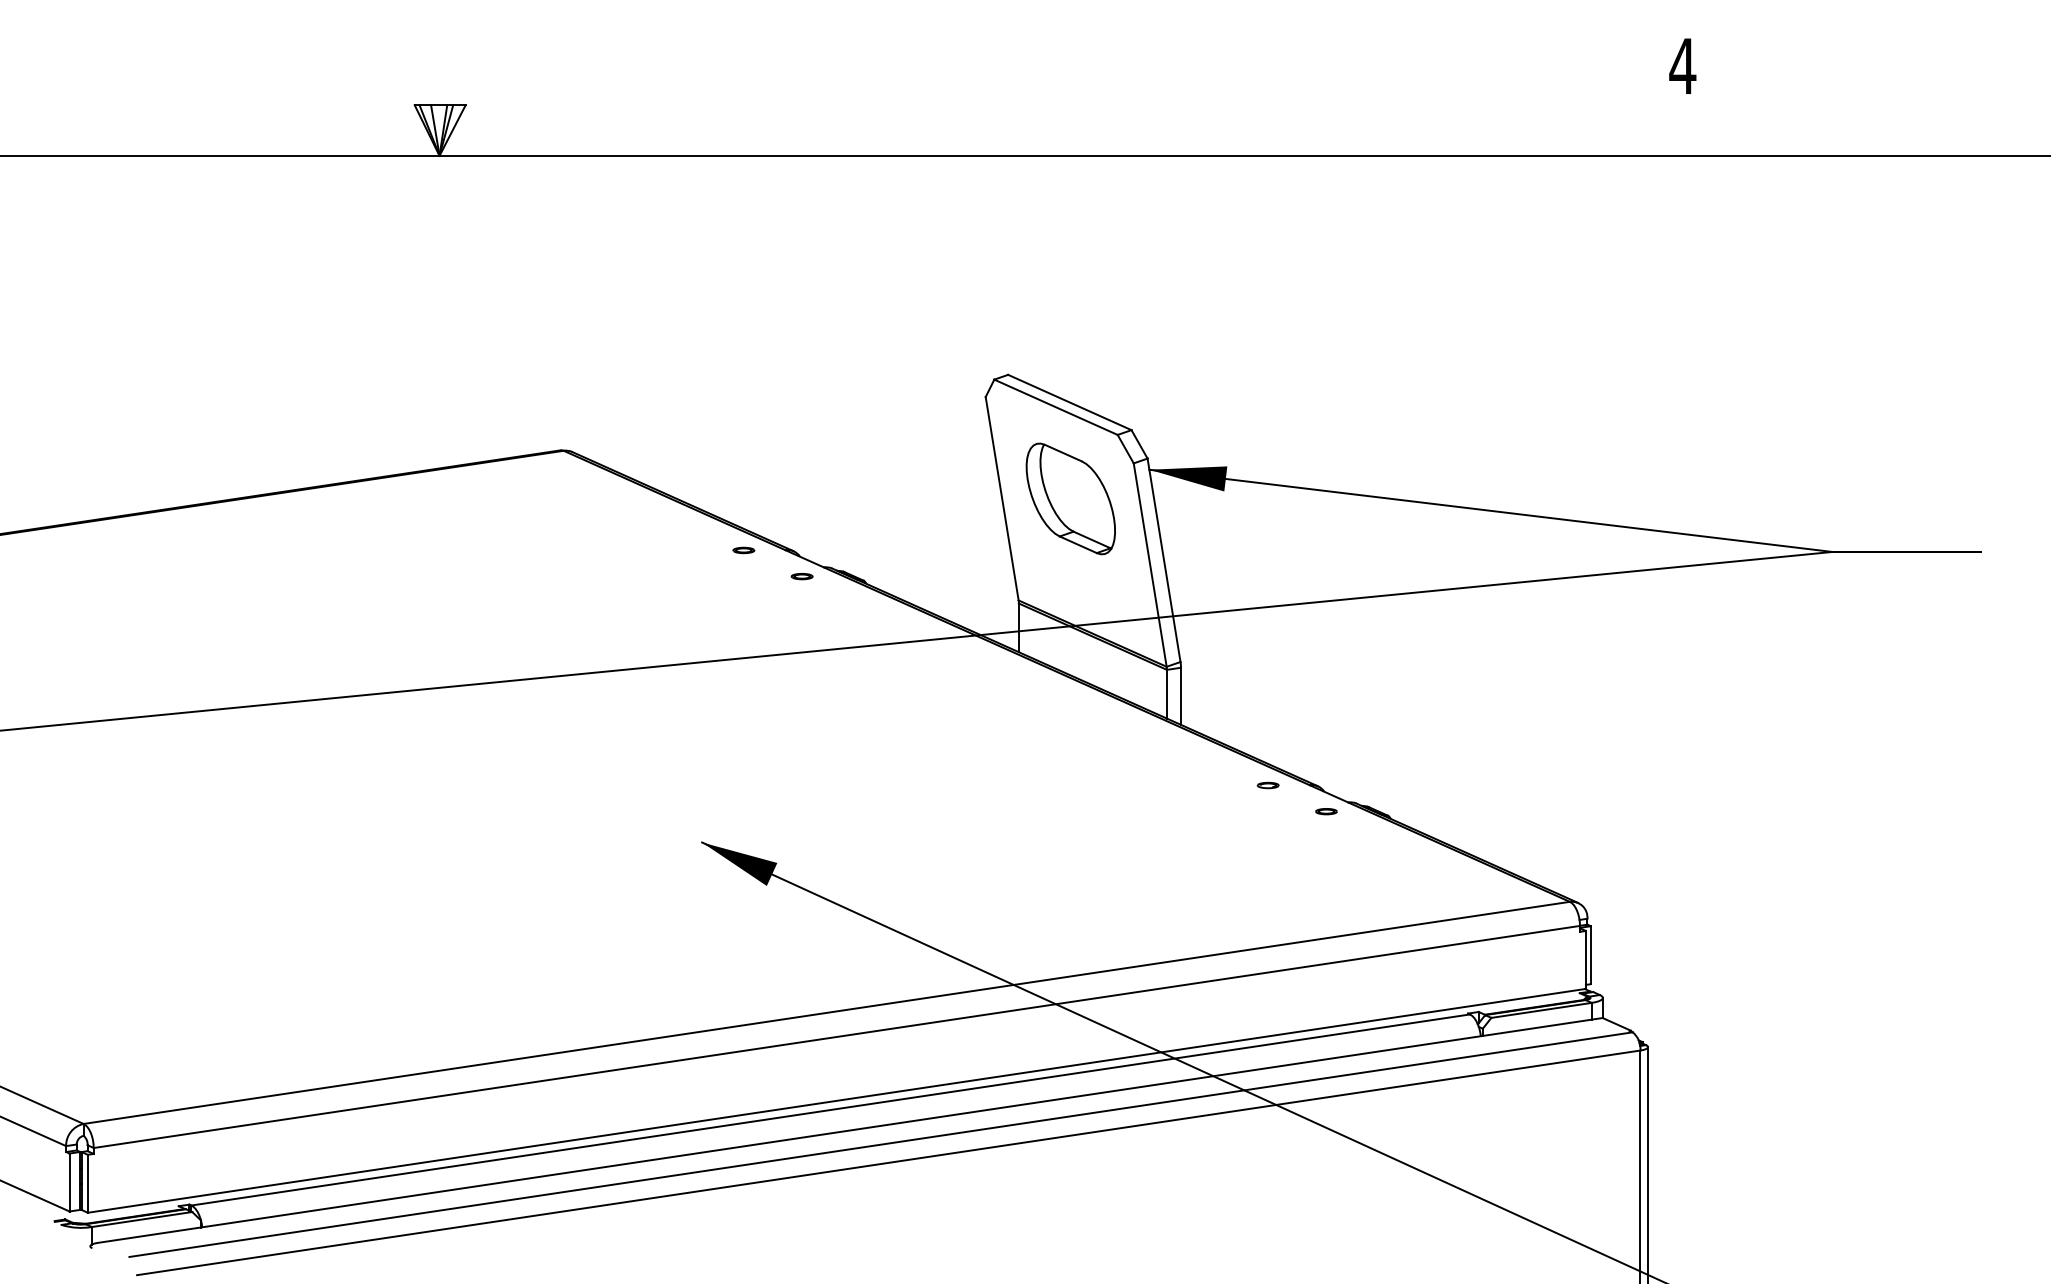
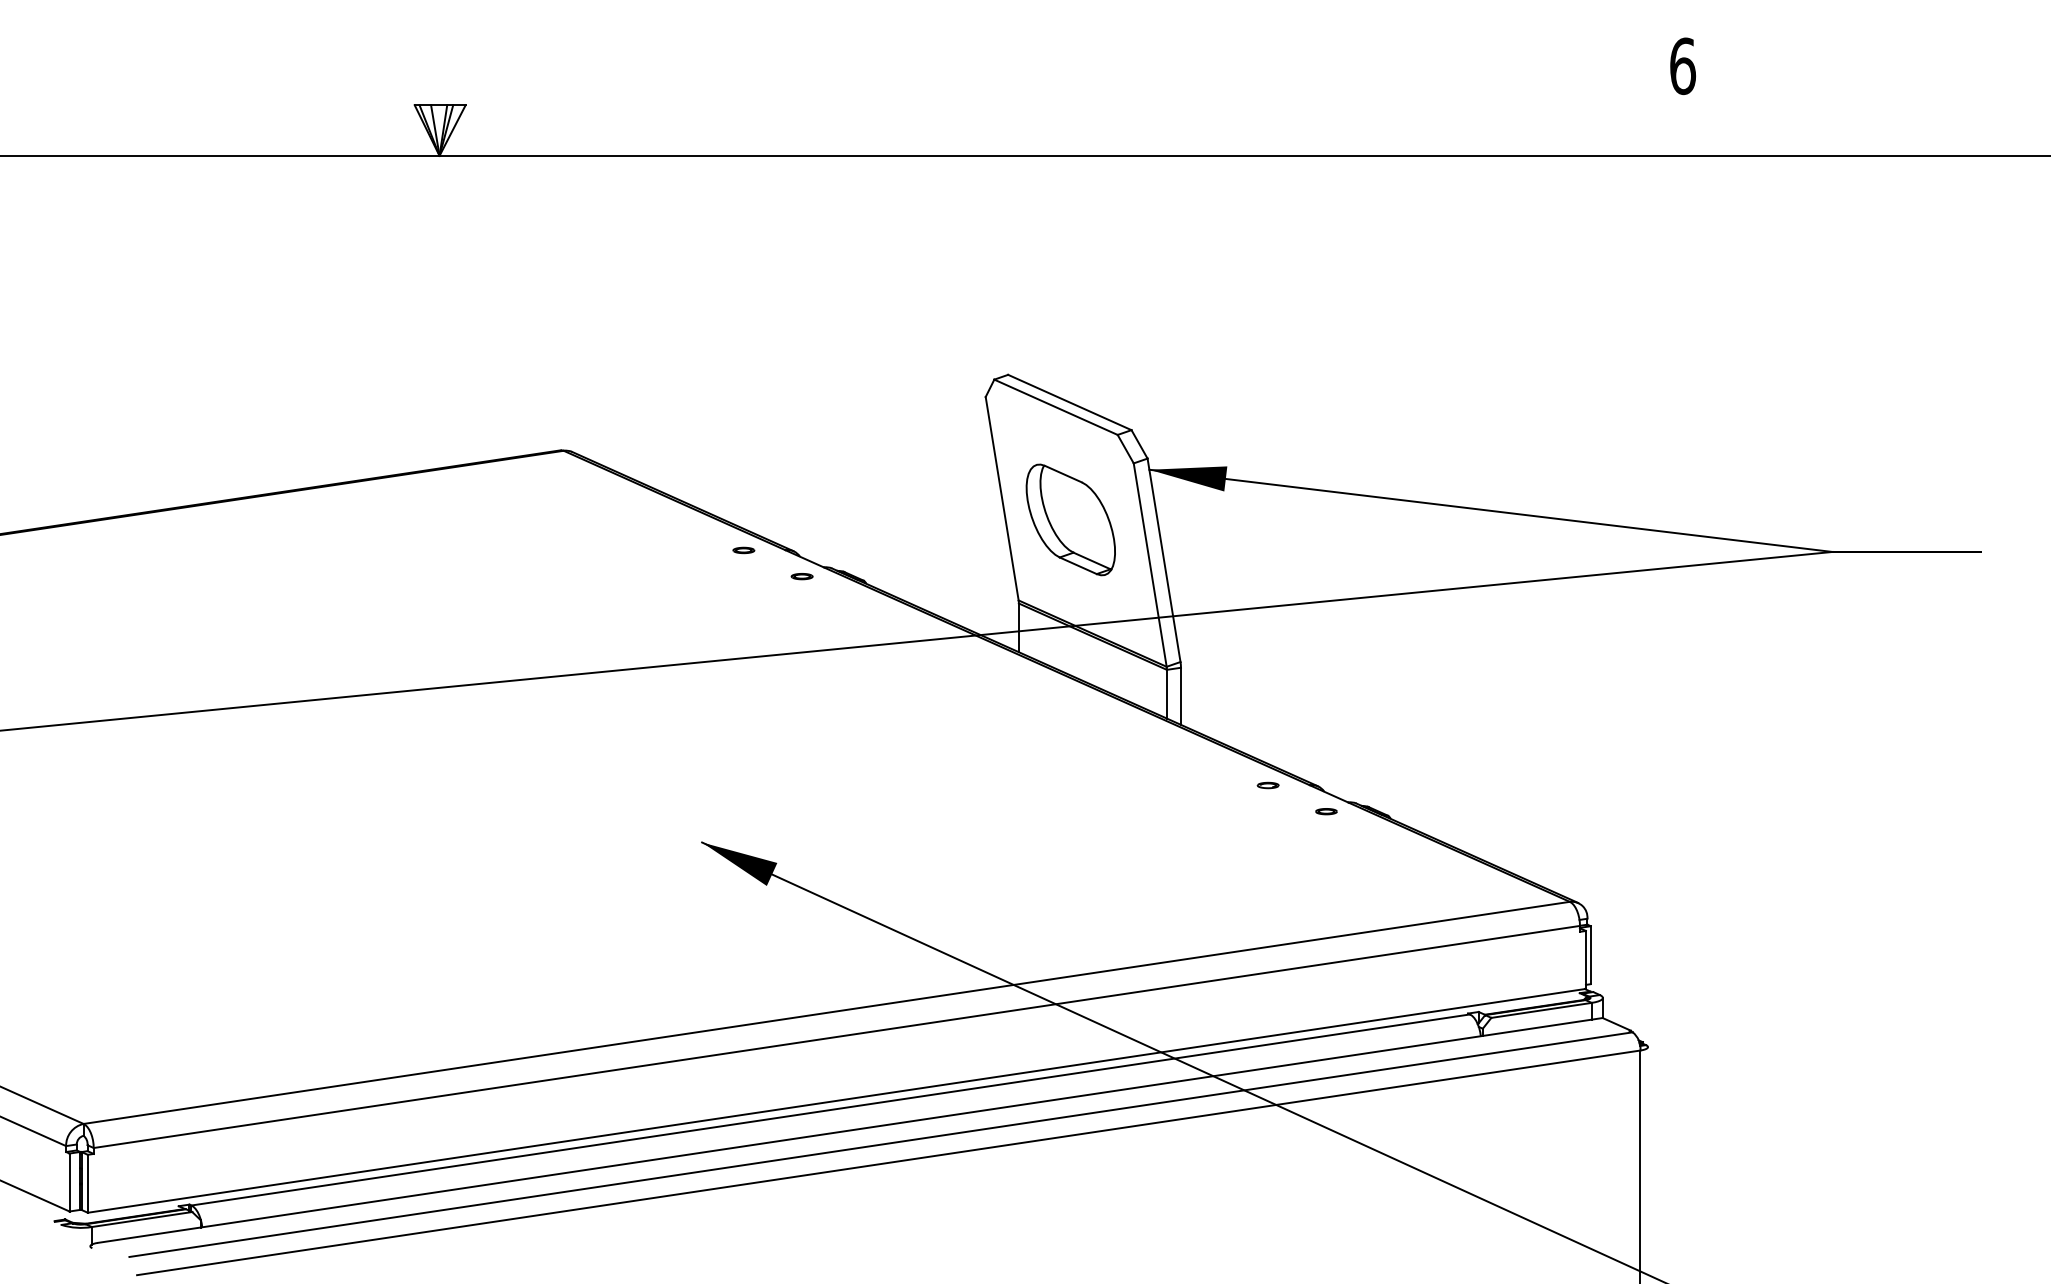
text: 4 -> 6 (1682, 66)
part position: (1070, 498) -> (1070, 519) (1070, 519)
line: present -> none (1648, 1163)
